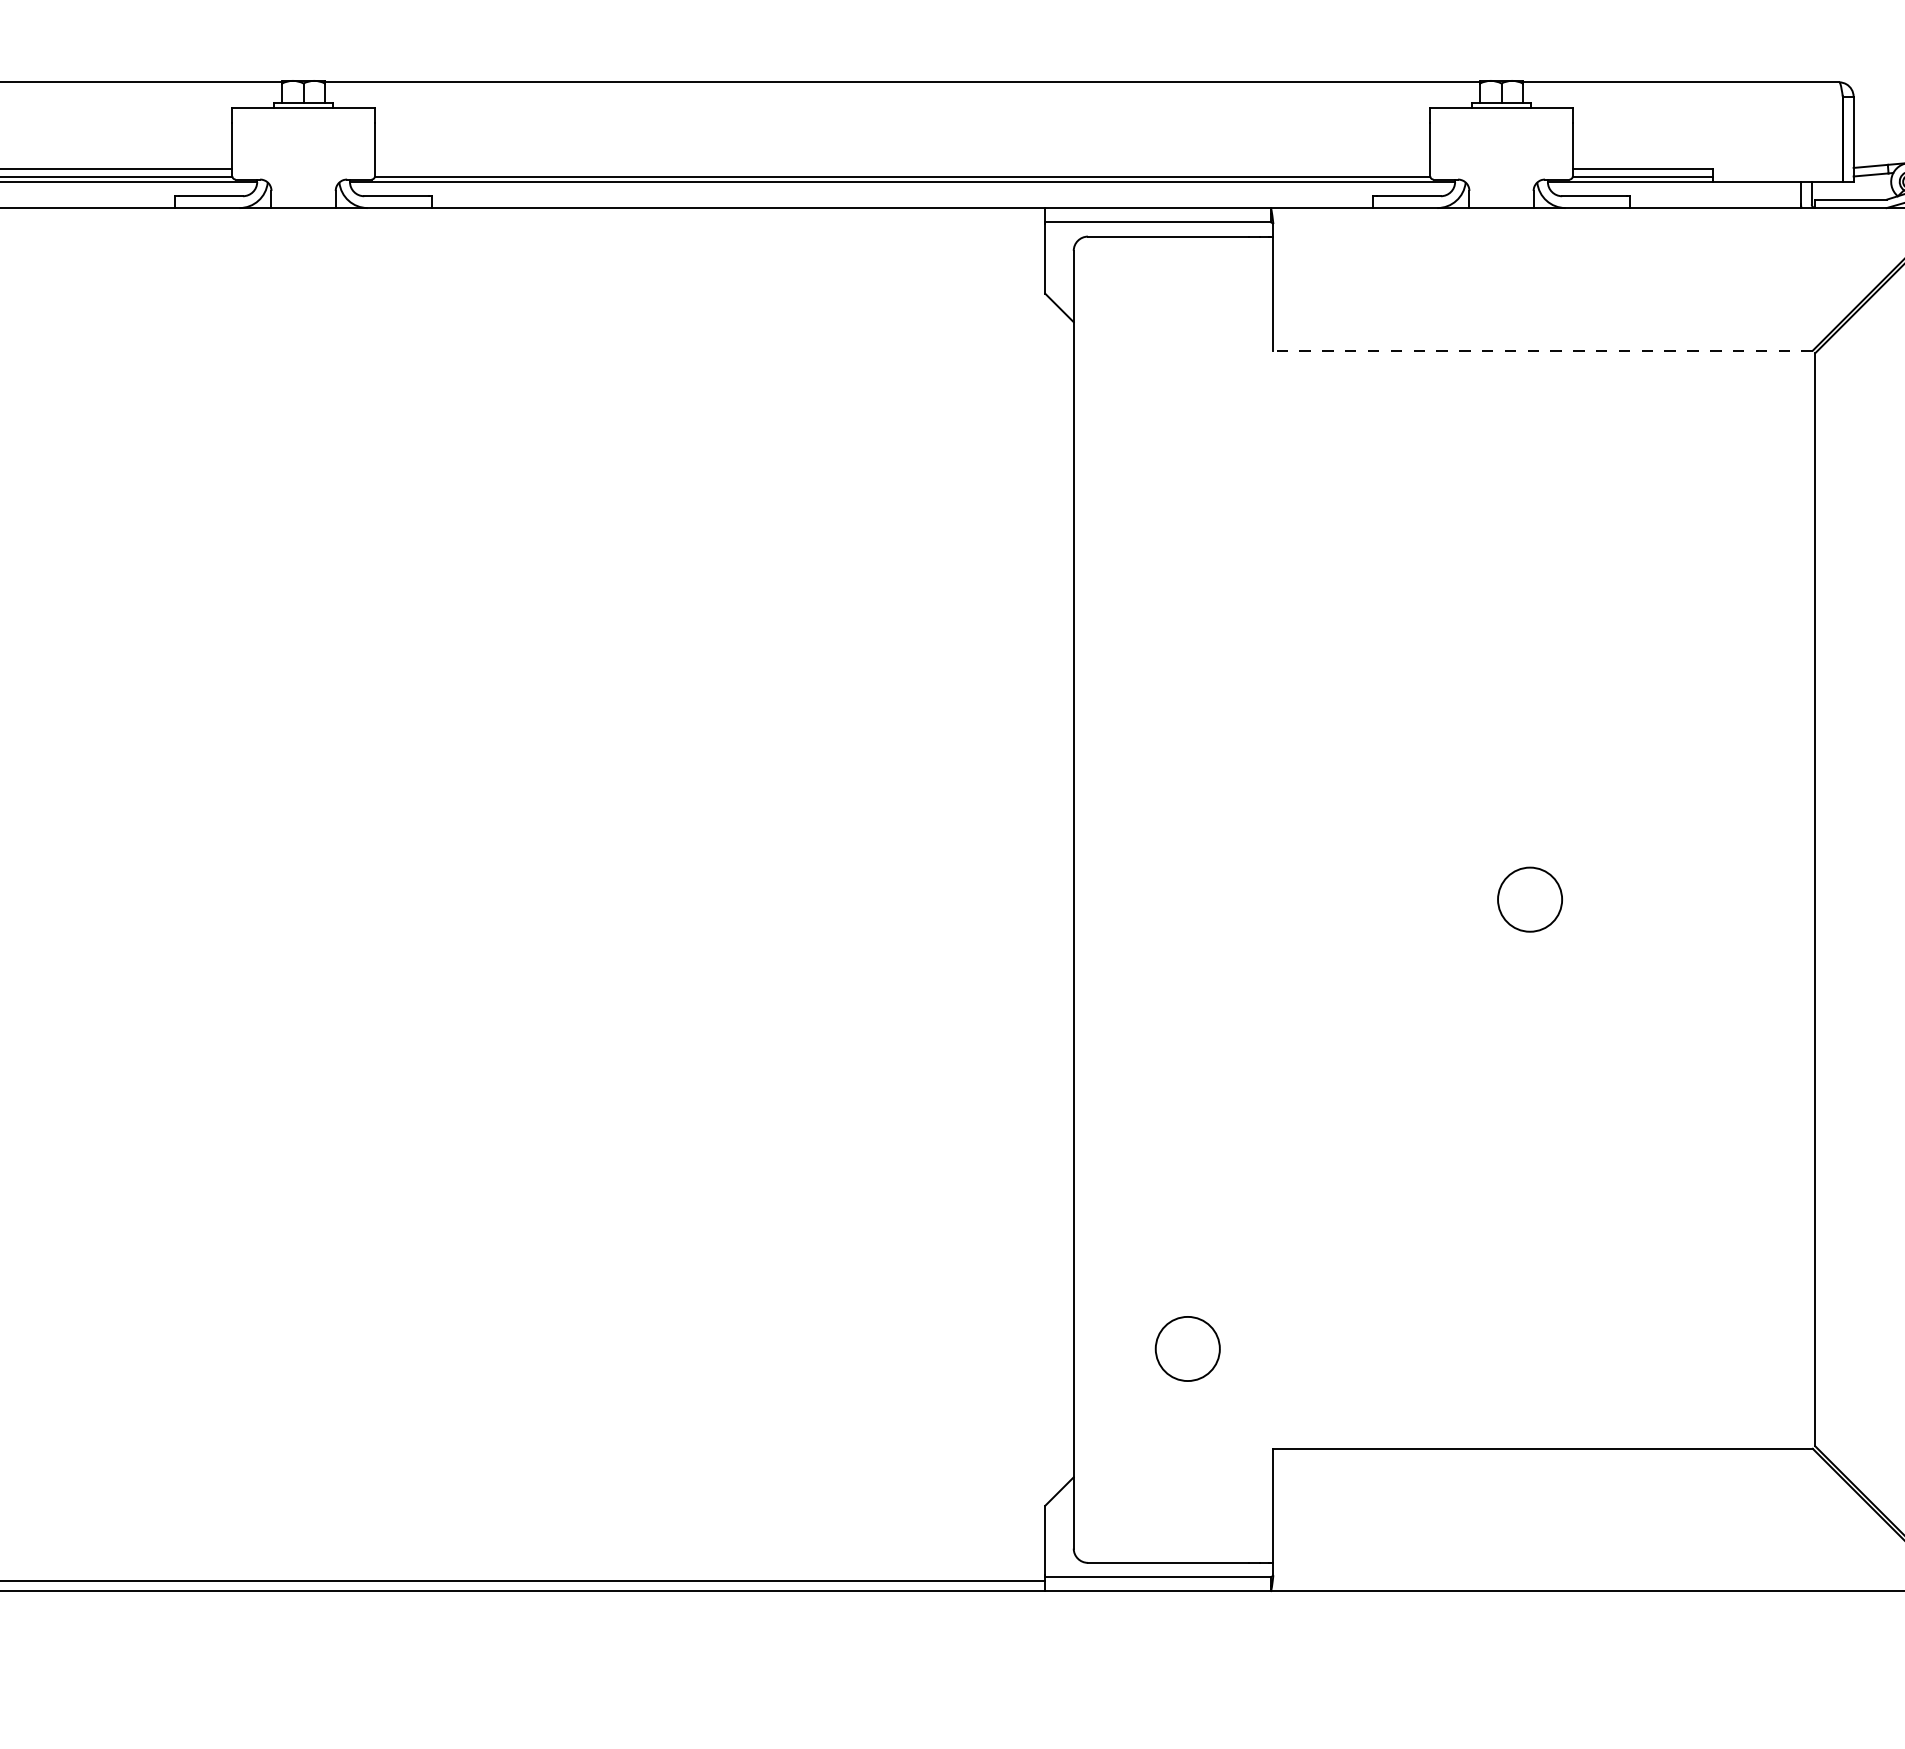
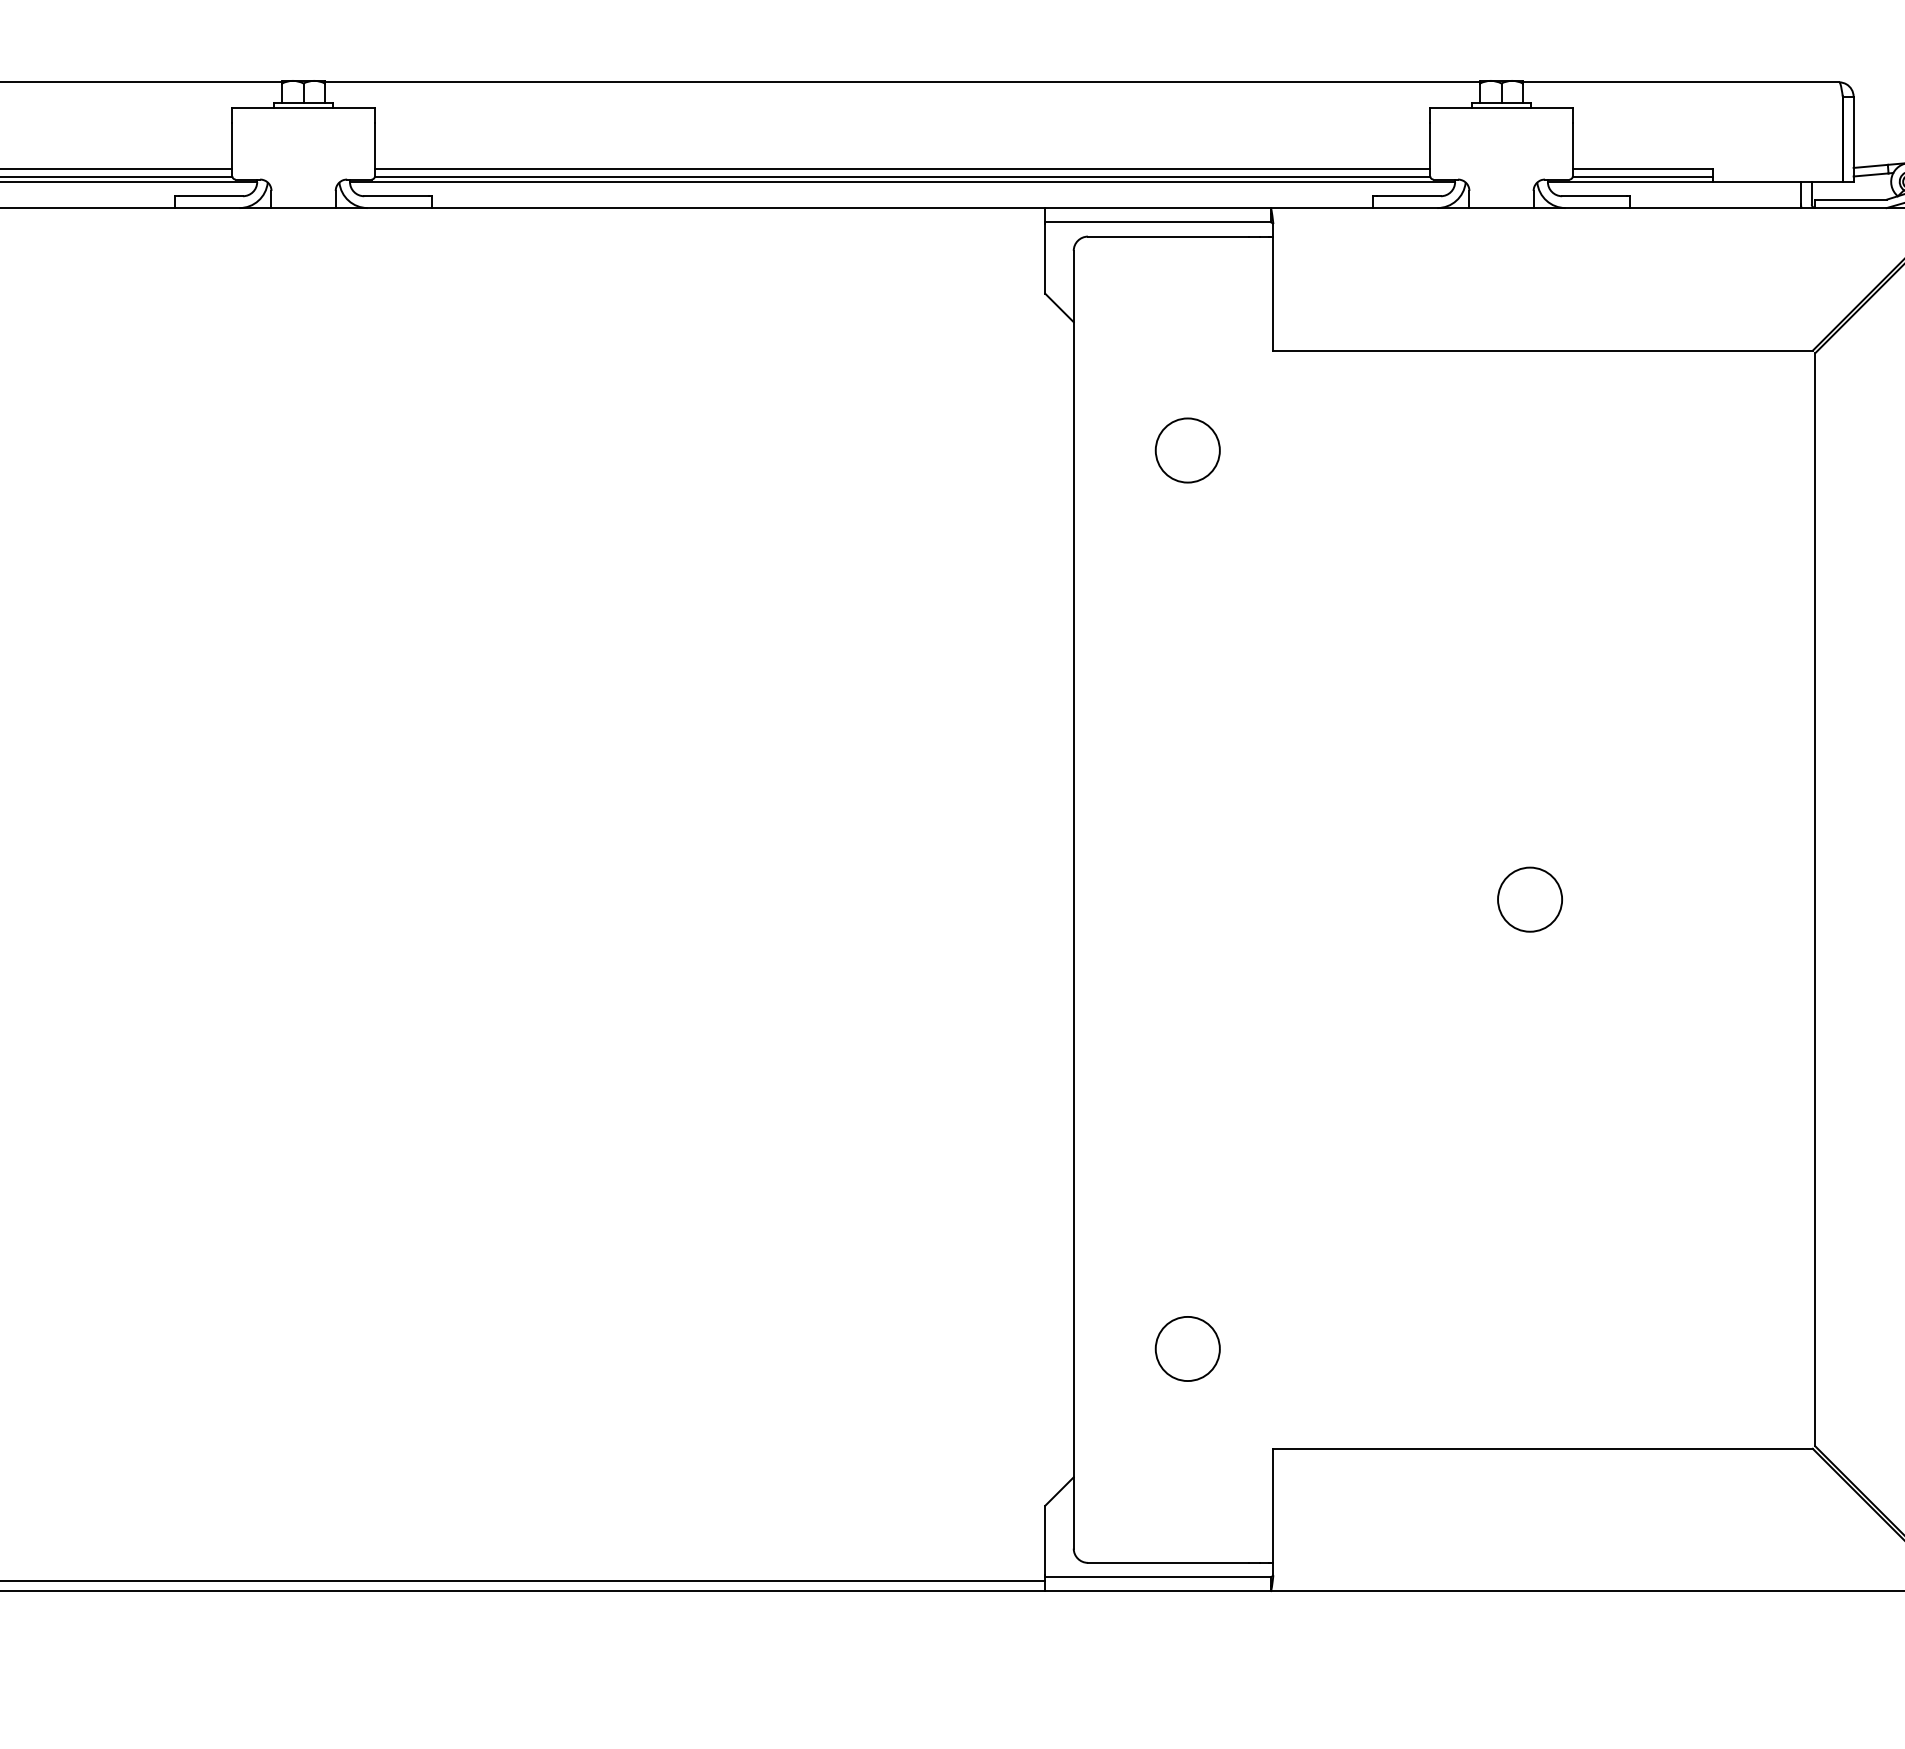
line: none -> present (902, 168)
line: dashed -> solid (1543, 350)
circle: none -> present (1187, 450)
